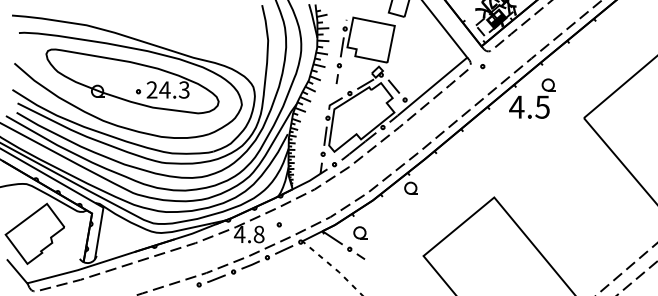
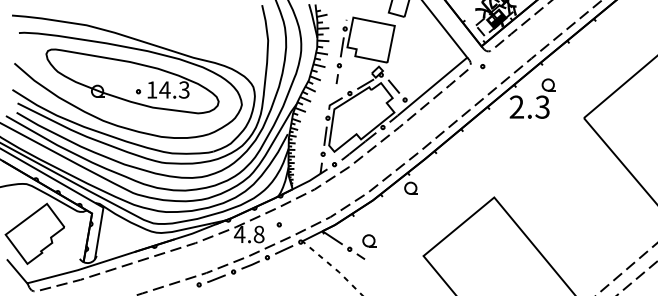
text: 24.3 -> 14.3 (151, 89)
text: 4.5 -> 2.3 (529, 106)
part position: (360, 232) -> (369, 240) (369, 240)
